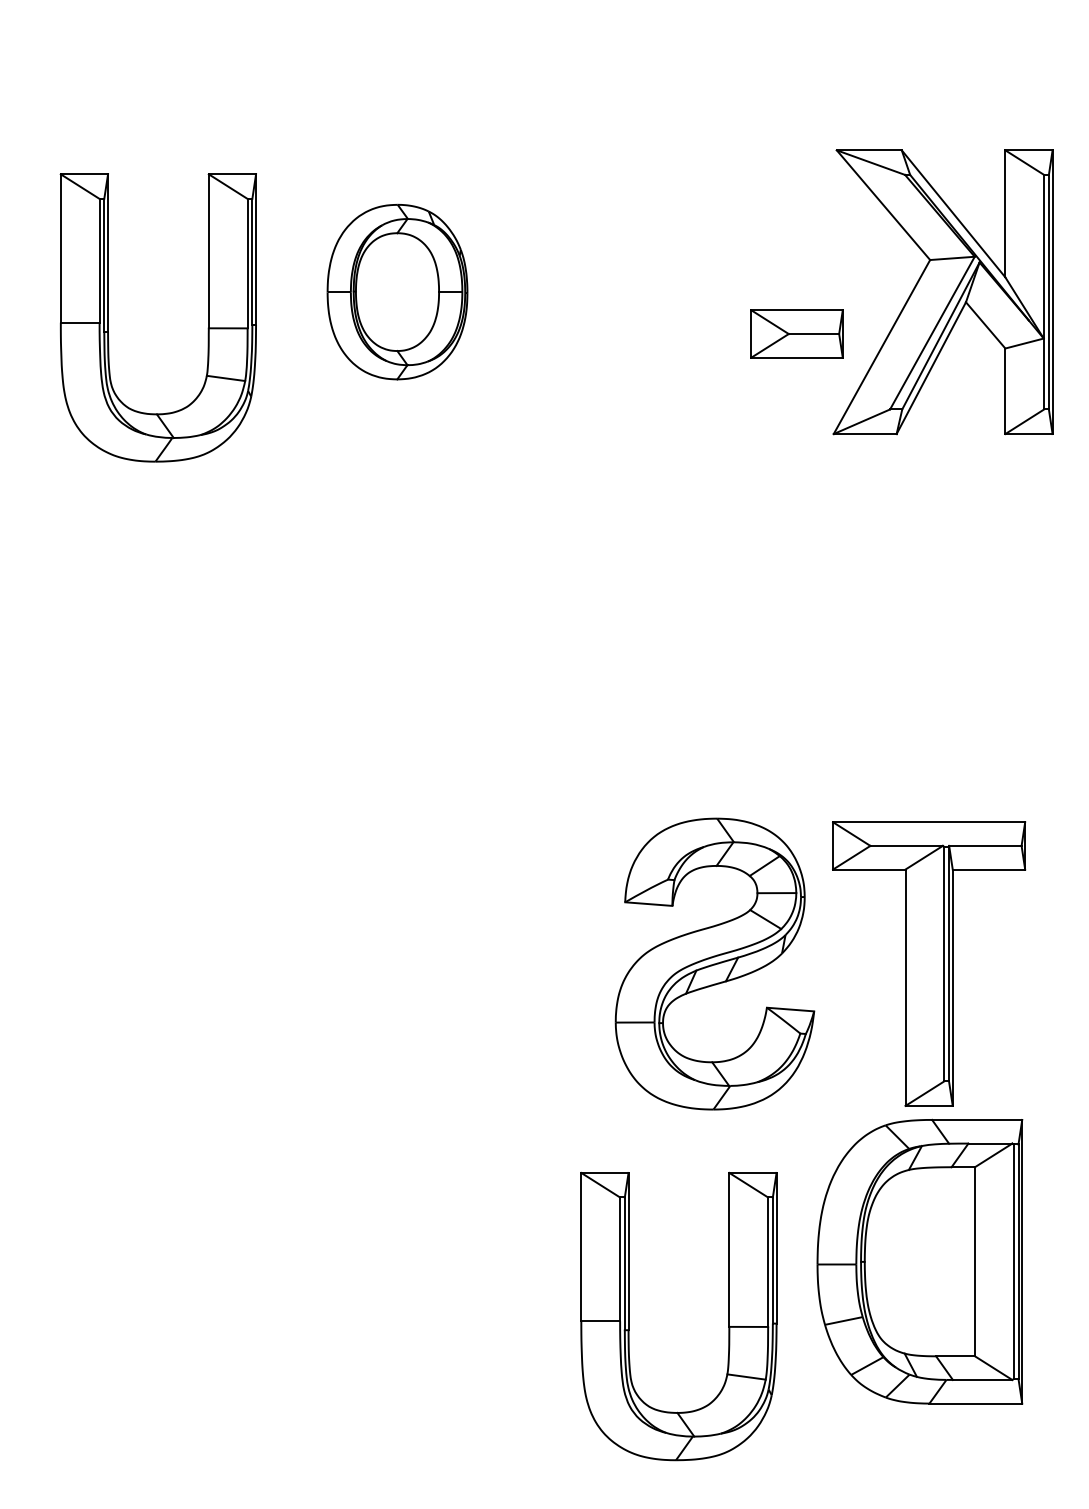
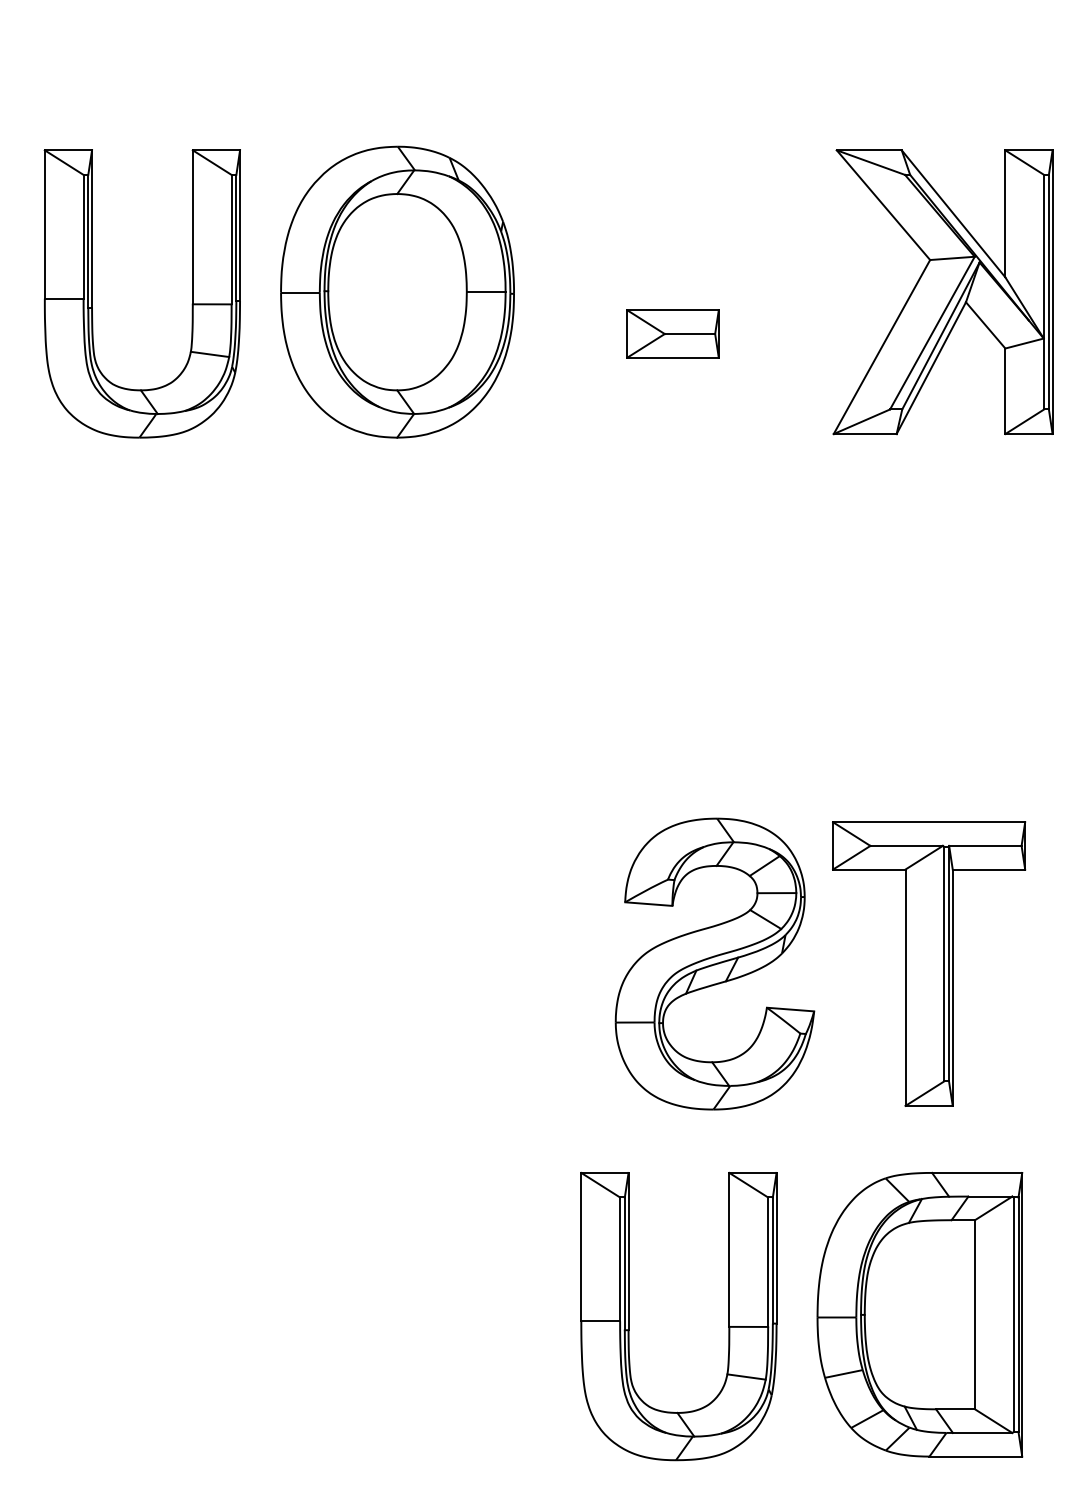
part size: 143x178 px -> 235x294 px (397, 291)
part position: (108, 317) -> (92, 293) (92, 293)
part position: (796, 333) -> (672, 333) (672, 333)
part position: (919, 1261) -> (919, 1314) (919, 1314)
